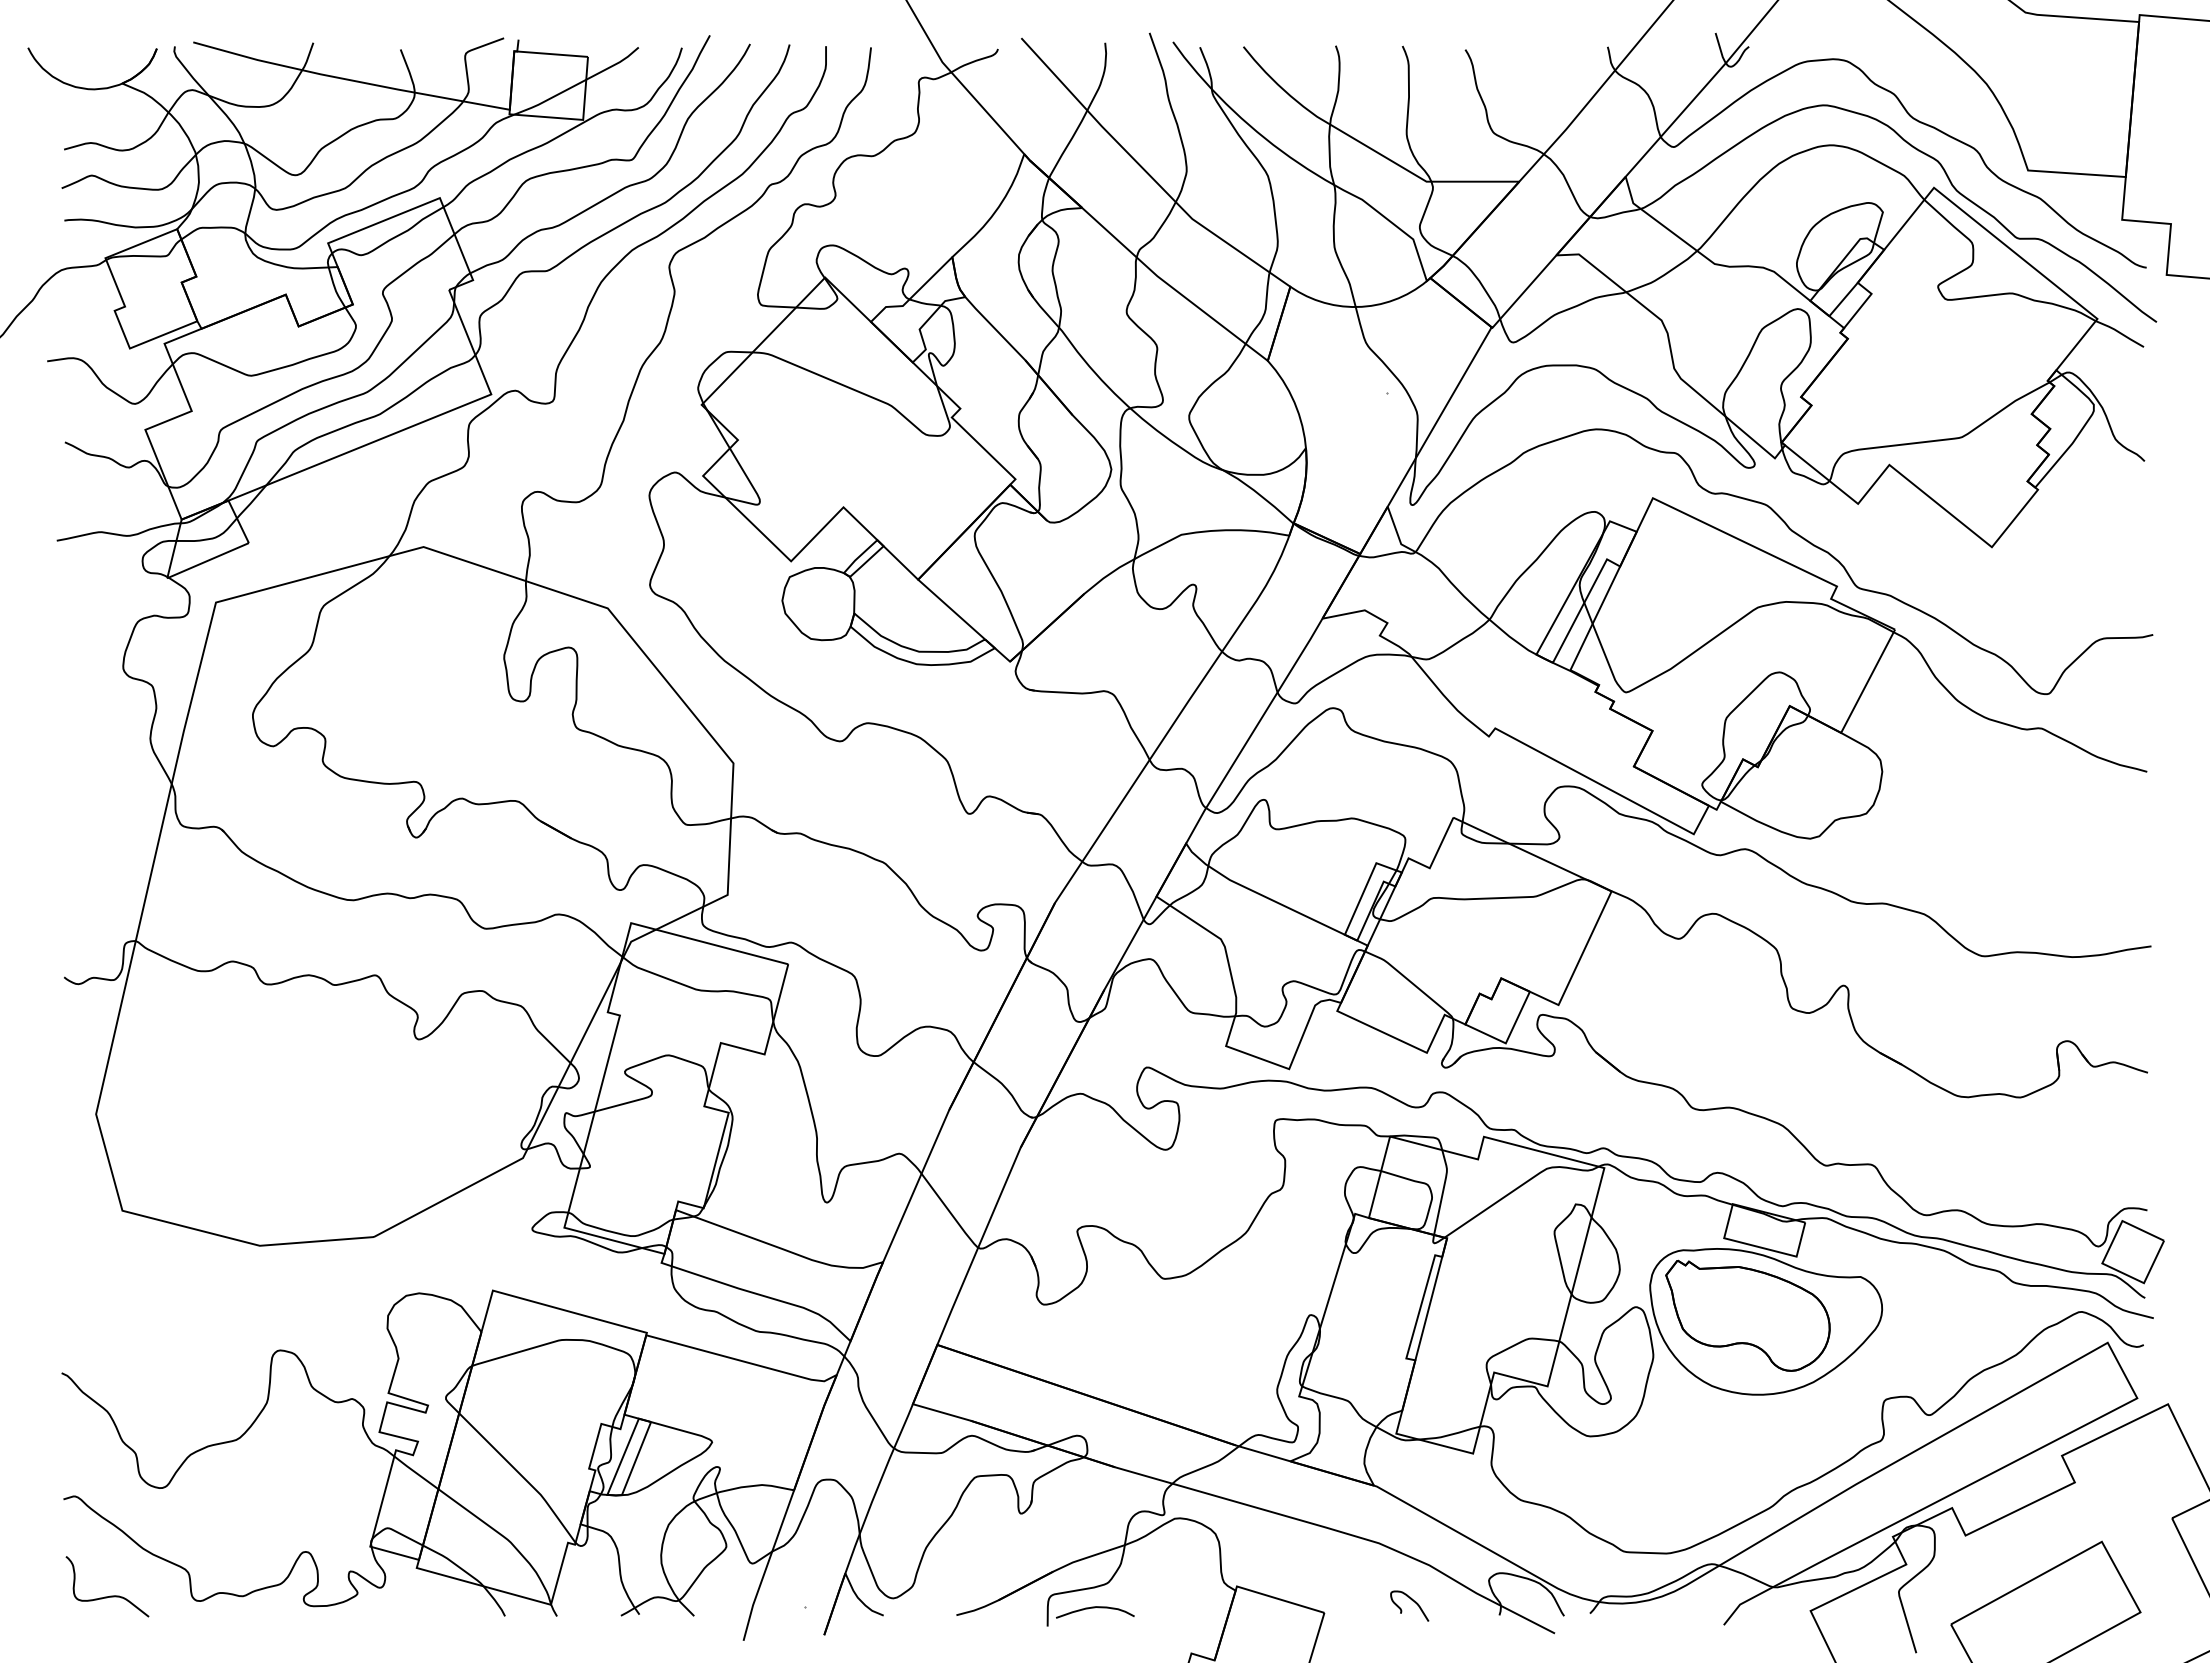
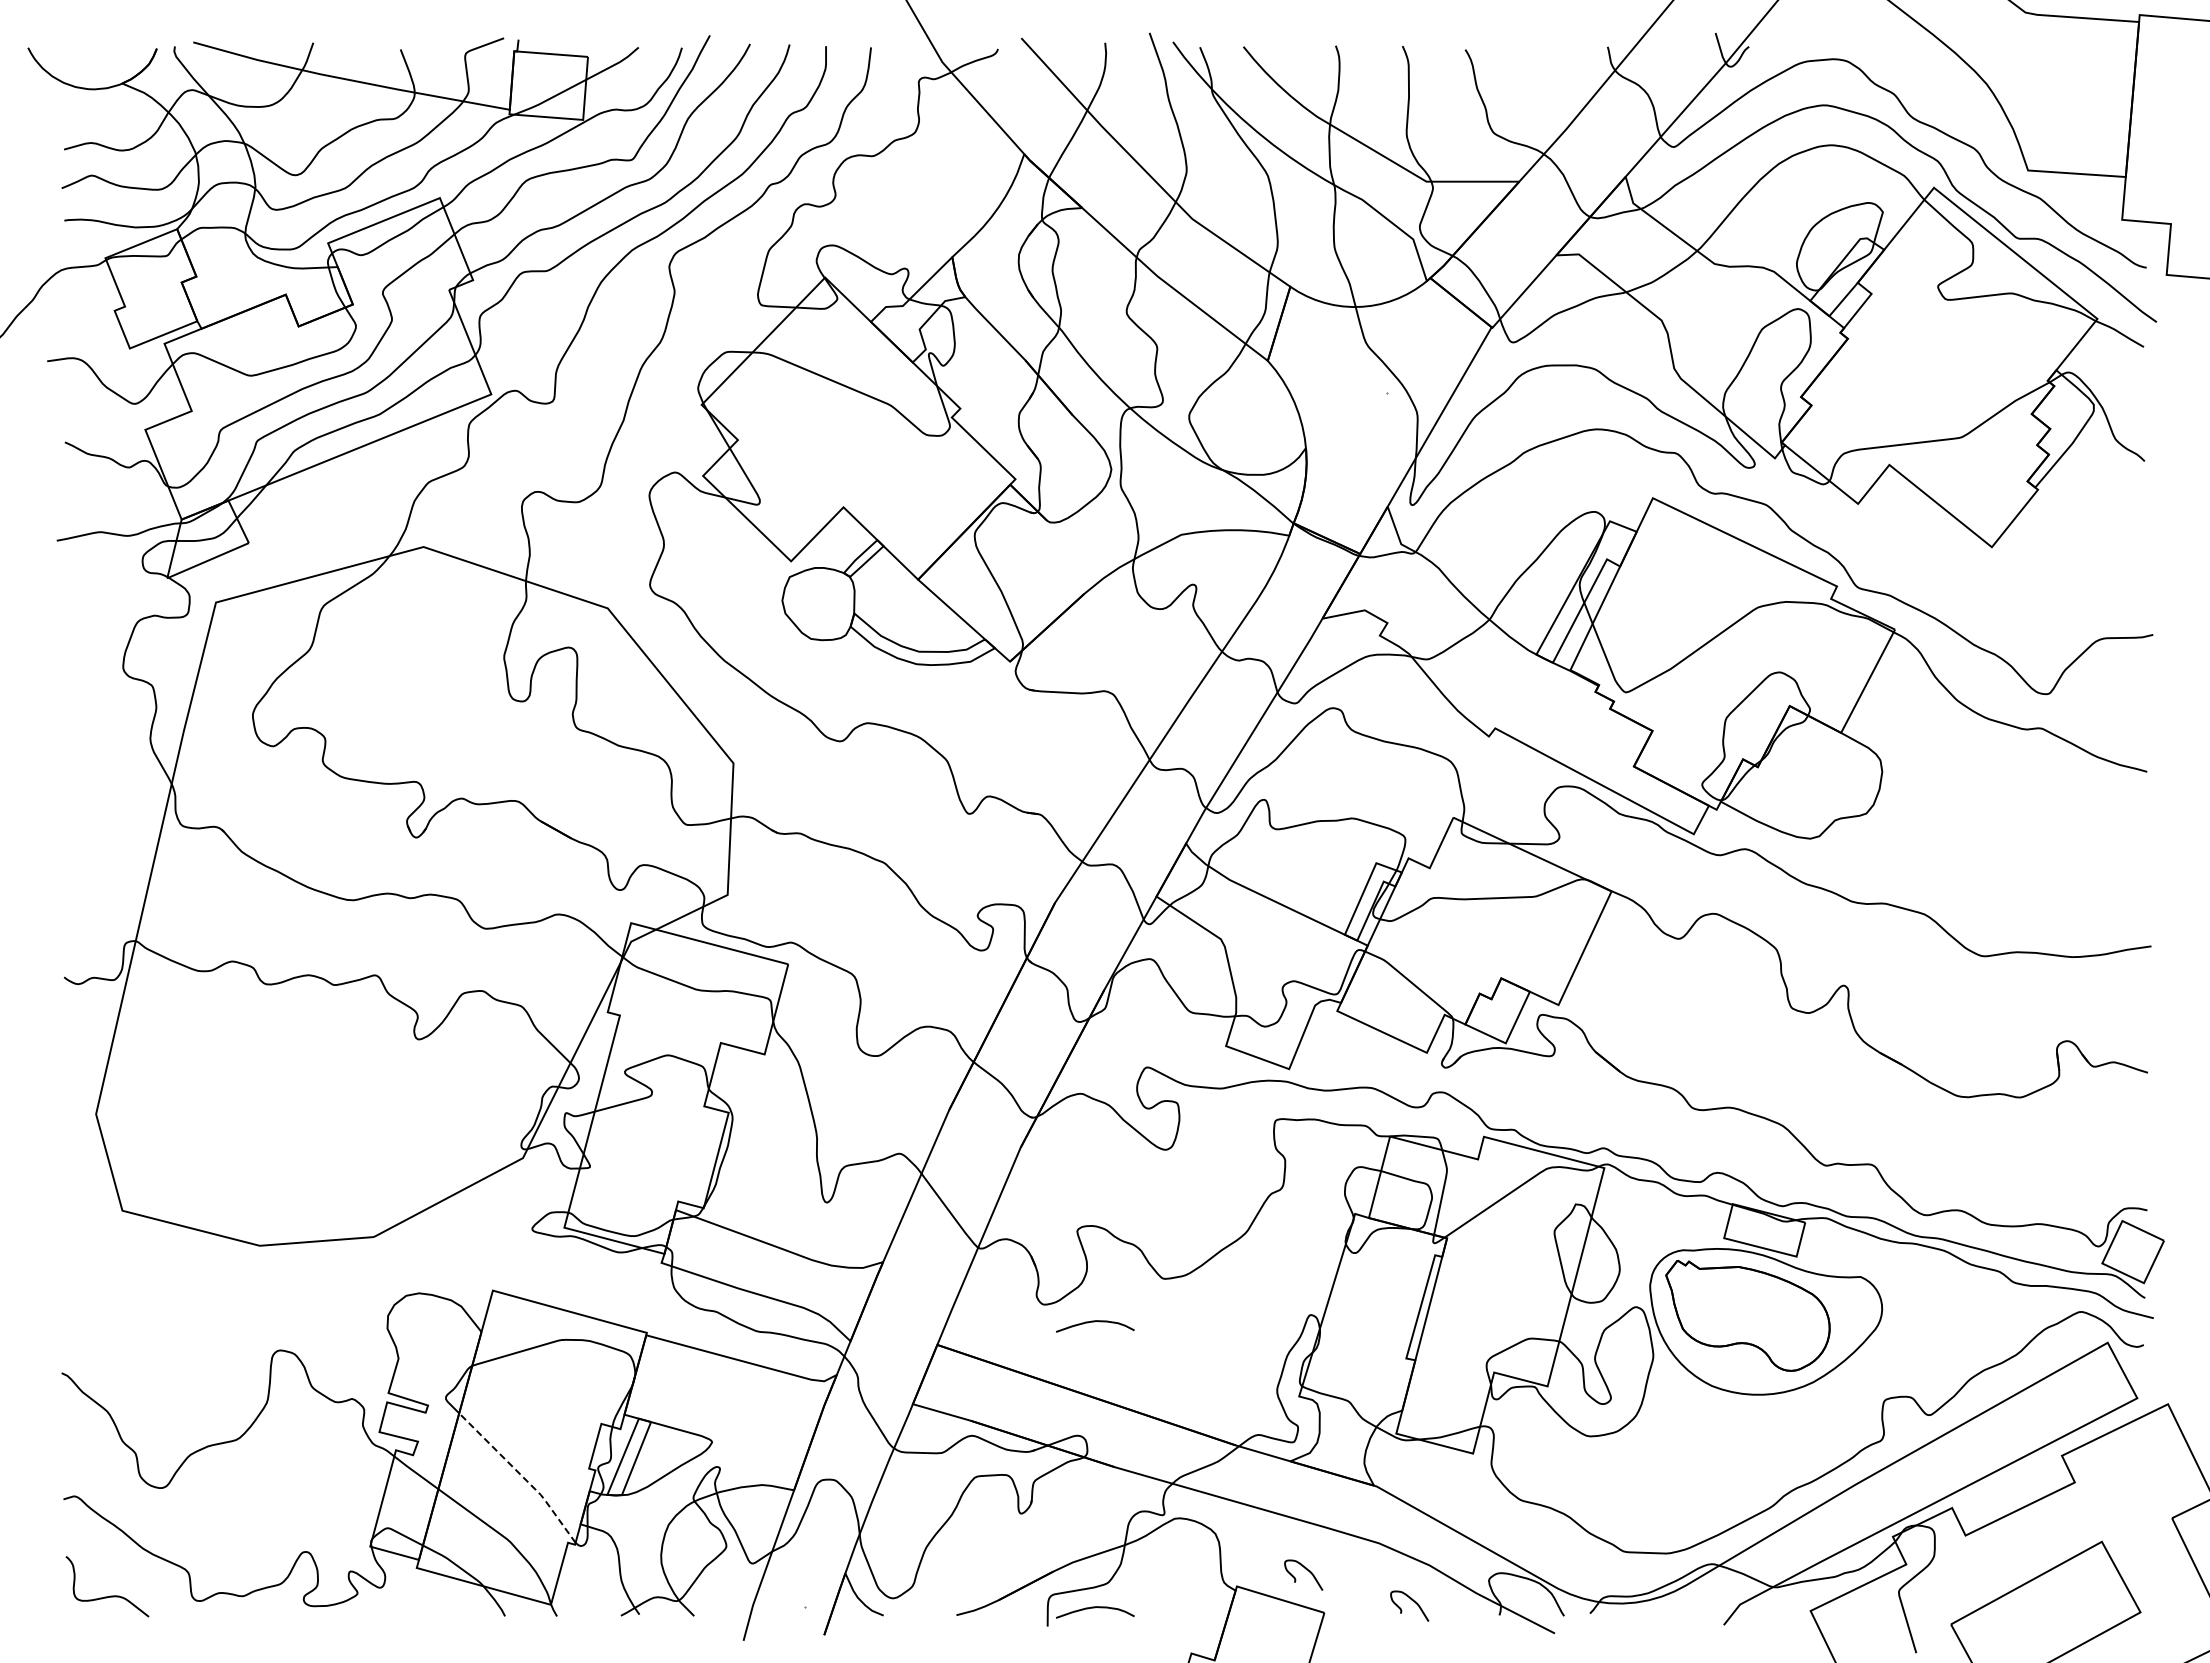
curve: none -> present (1095, 1322)
line: solid -> dashed (521, 1475)
curve: none -> present (1306, 1570)
